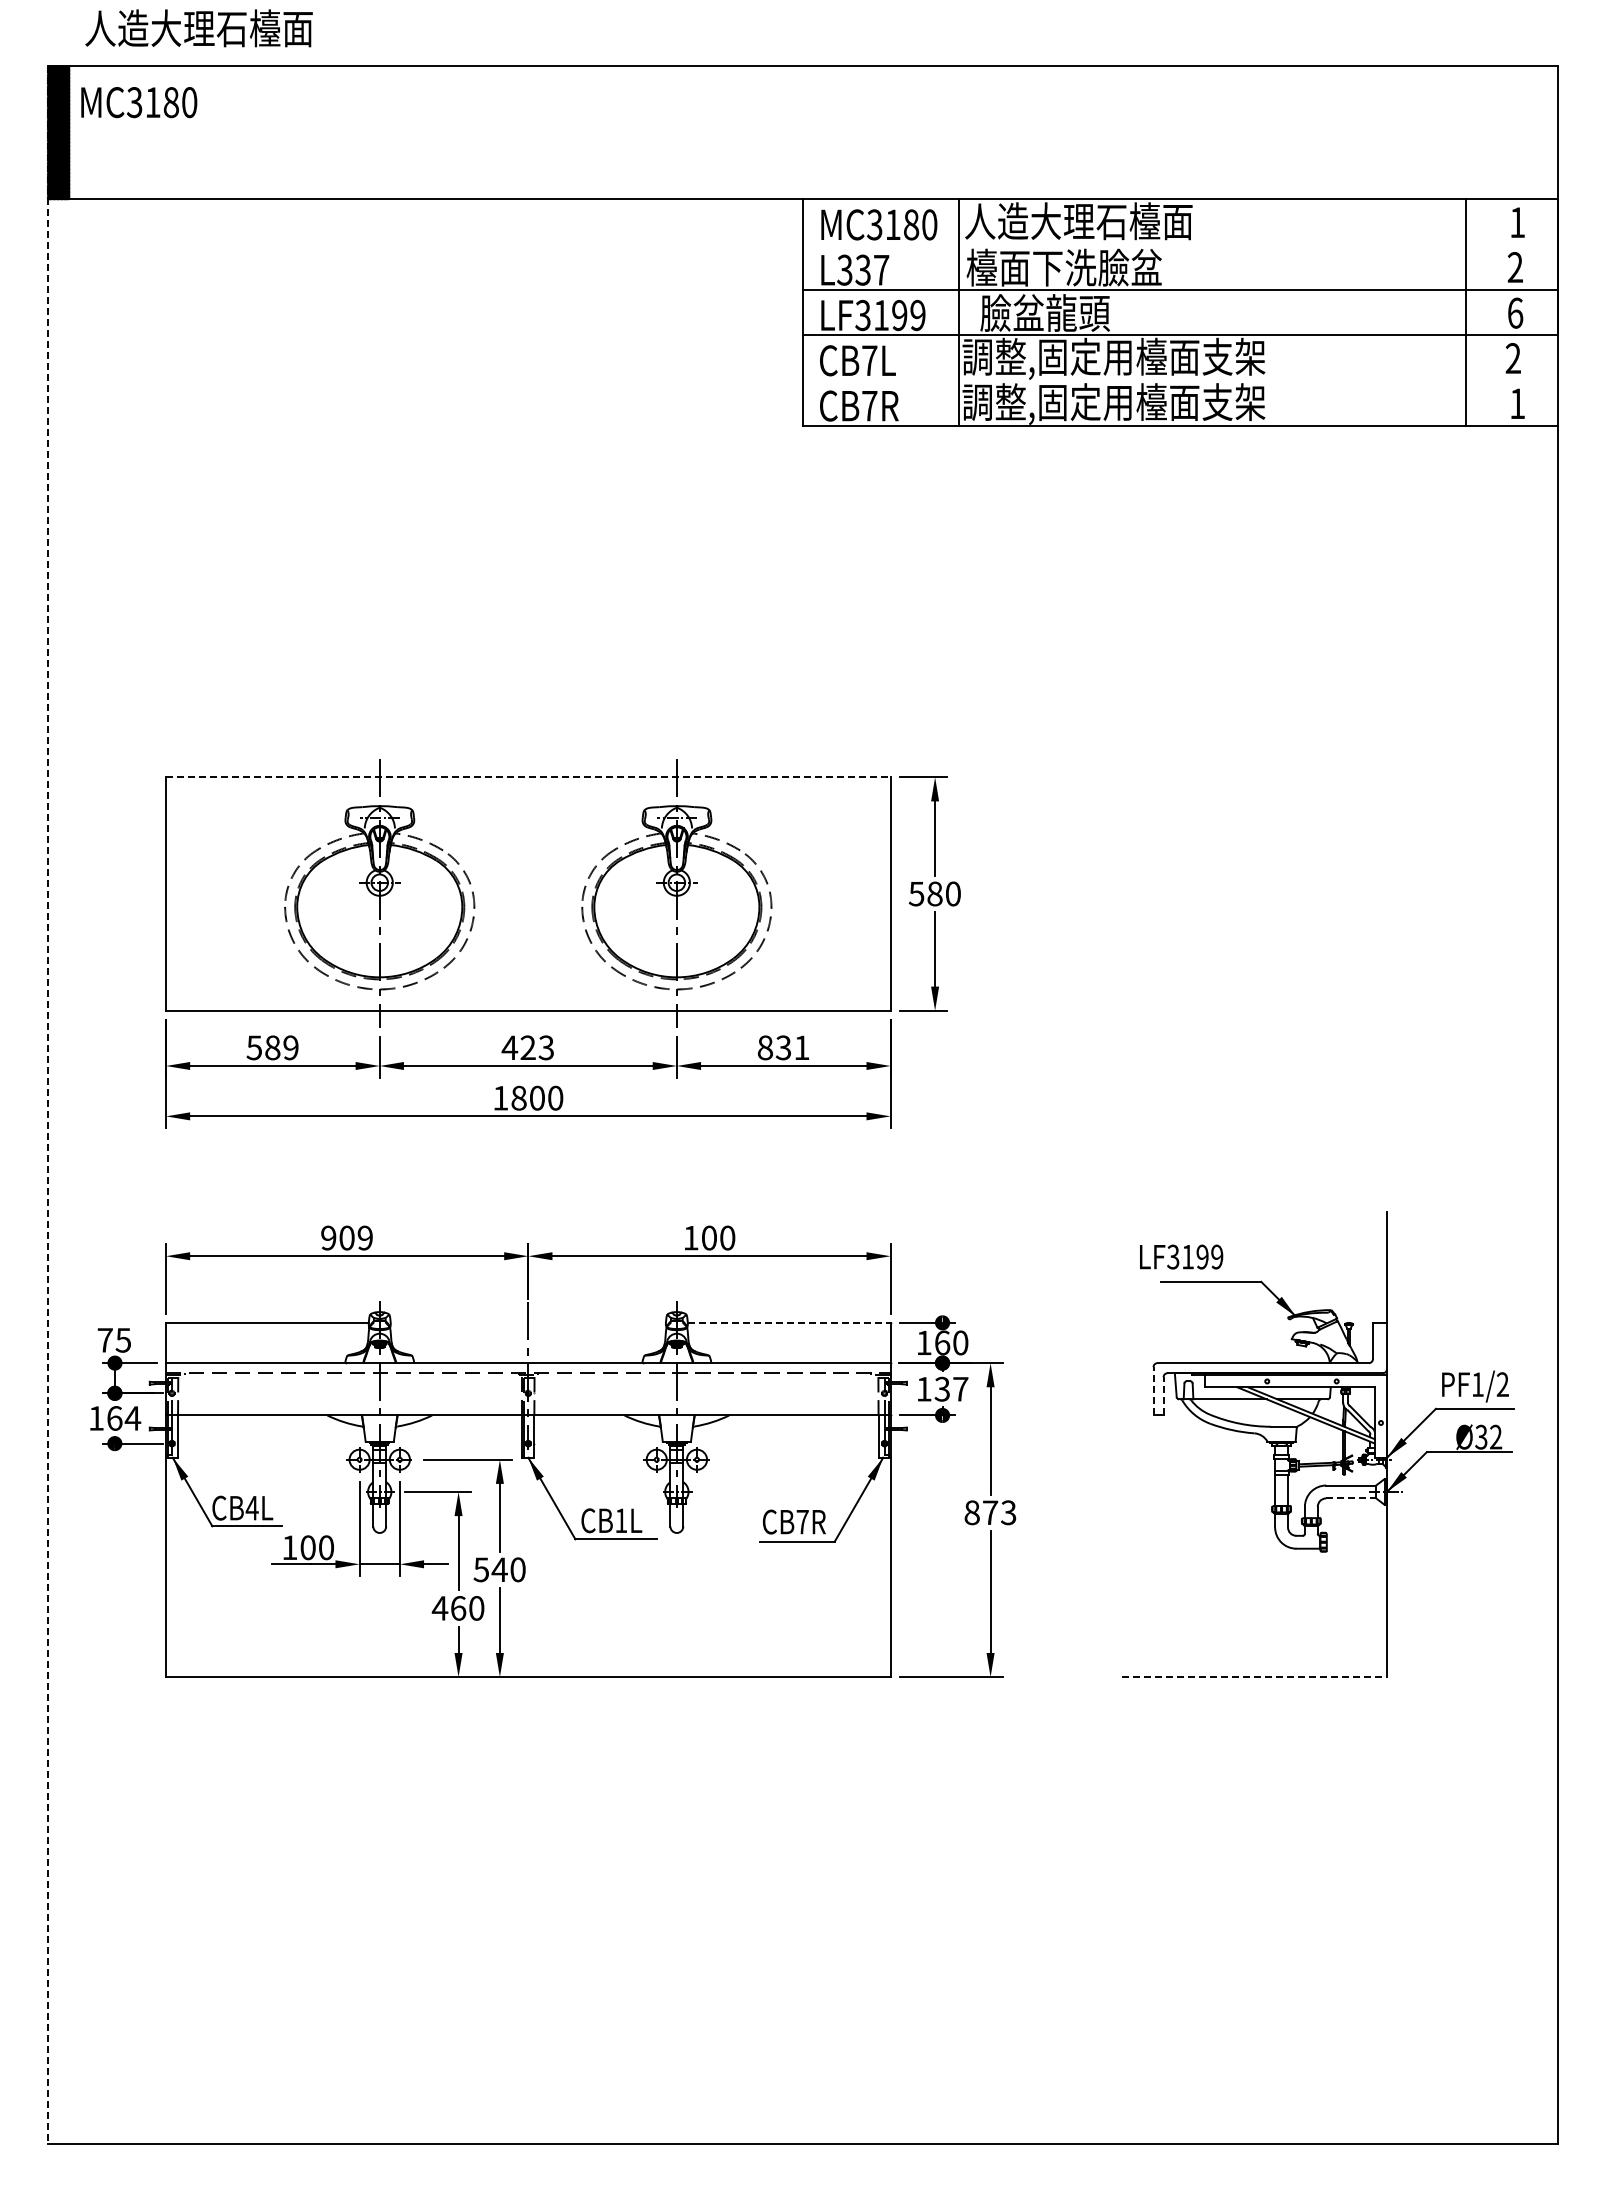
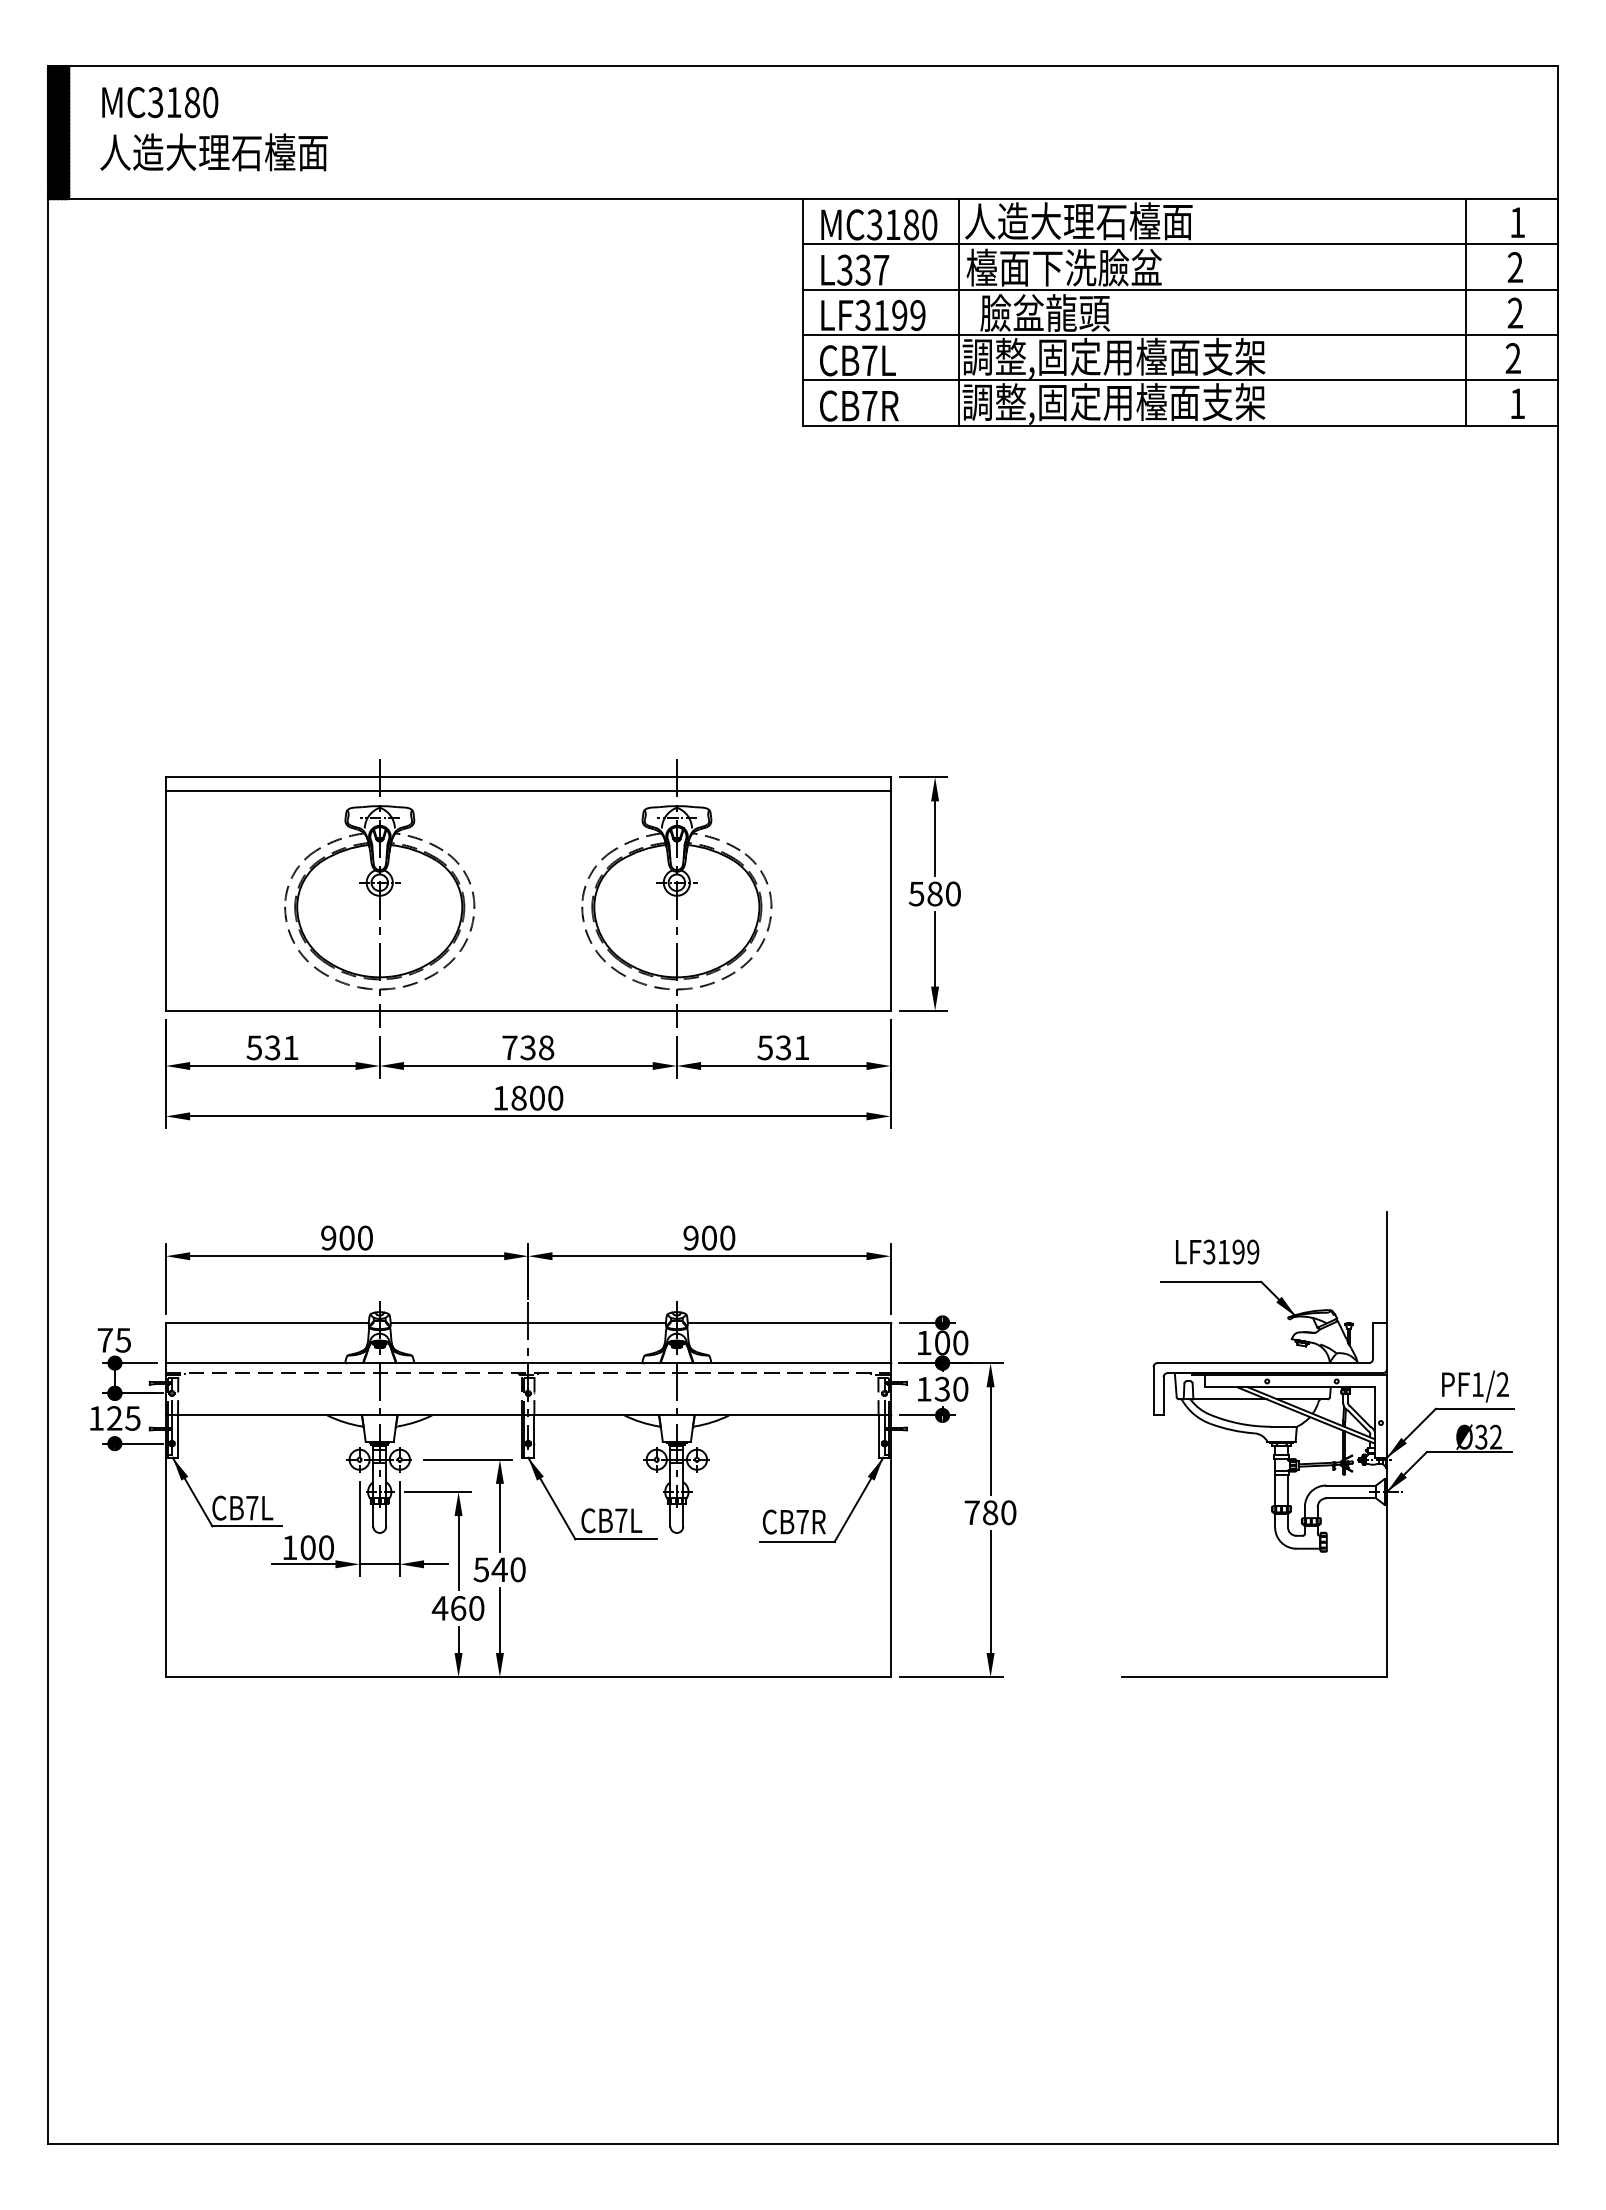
text position: (198, 28) -> (213, 152) (213, 152)
text position: (139, 102) -> (160, 102) (160, 102)
line: none -> present (1179, 244)
text: 6 -> 2 (1515, 312)
line: none -> present (1179, 380)
line: dashed -> solid (528, 777)
line: none -> present (527, 791)
text: 589 -> 531 (281, 1047)
text: 423 -> 738 (527, 1047)
text: 831 -> 531 (764, 1047)
line: dashed -> solid (48, 1104)
text: 909 -> 900 (364, 1237)
text: 100 -> 900 (690, 1237)
text position: (1181, 1256) -> (1217, 1251) (1217, 1251)
line: none -> present (527, 1322)
line: dashed -> solid (789, 1322)
text: 160 -> 100 (942, 1342)
text: 137 -> 130 (960, 1388)
line: dashed -> solid (1153, 1390)
line: dashed -> solid (1163, 1395)
text: 164 -> 125 (124, 1418)
line: dashed -> solid (1351, 1498)
text: CB4L -> CB7L (251, 1508)
text: 873 -> 780 (990, 1512)
text: CB1L -> CB7L (621, 1520)
line: dashed -> solid (1254, 1677)
